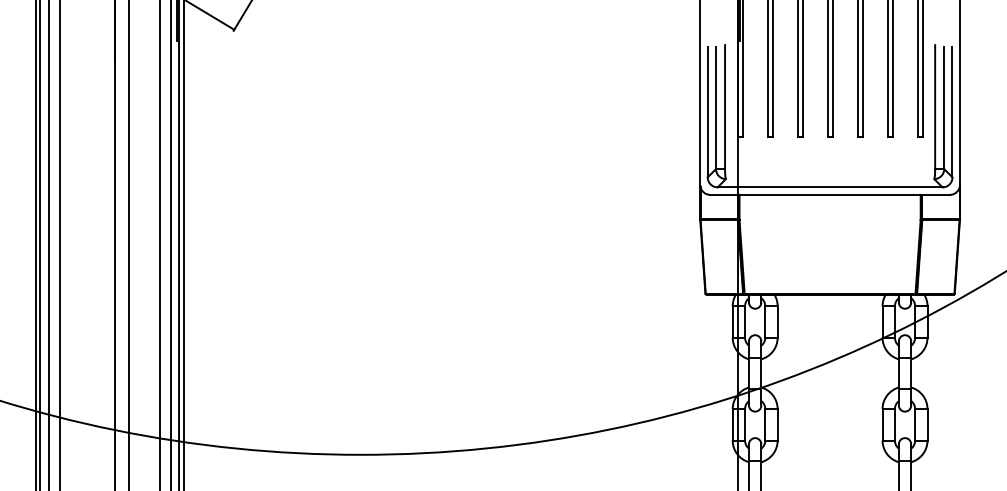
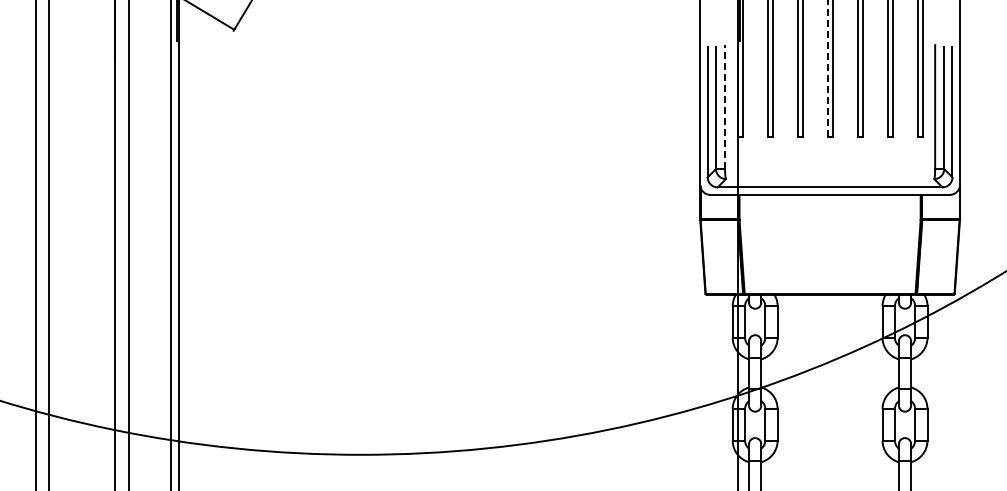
line: solid -> dashed (827, 68)
line: solid -> dashed (725, 107)
line: present -> none (39, 244)
line: present -> none (60, 244)
line: present -> none (159, 244)
line: present -> none (184, 244)
